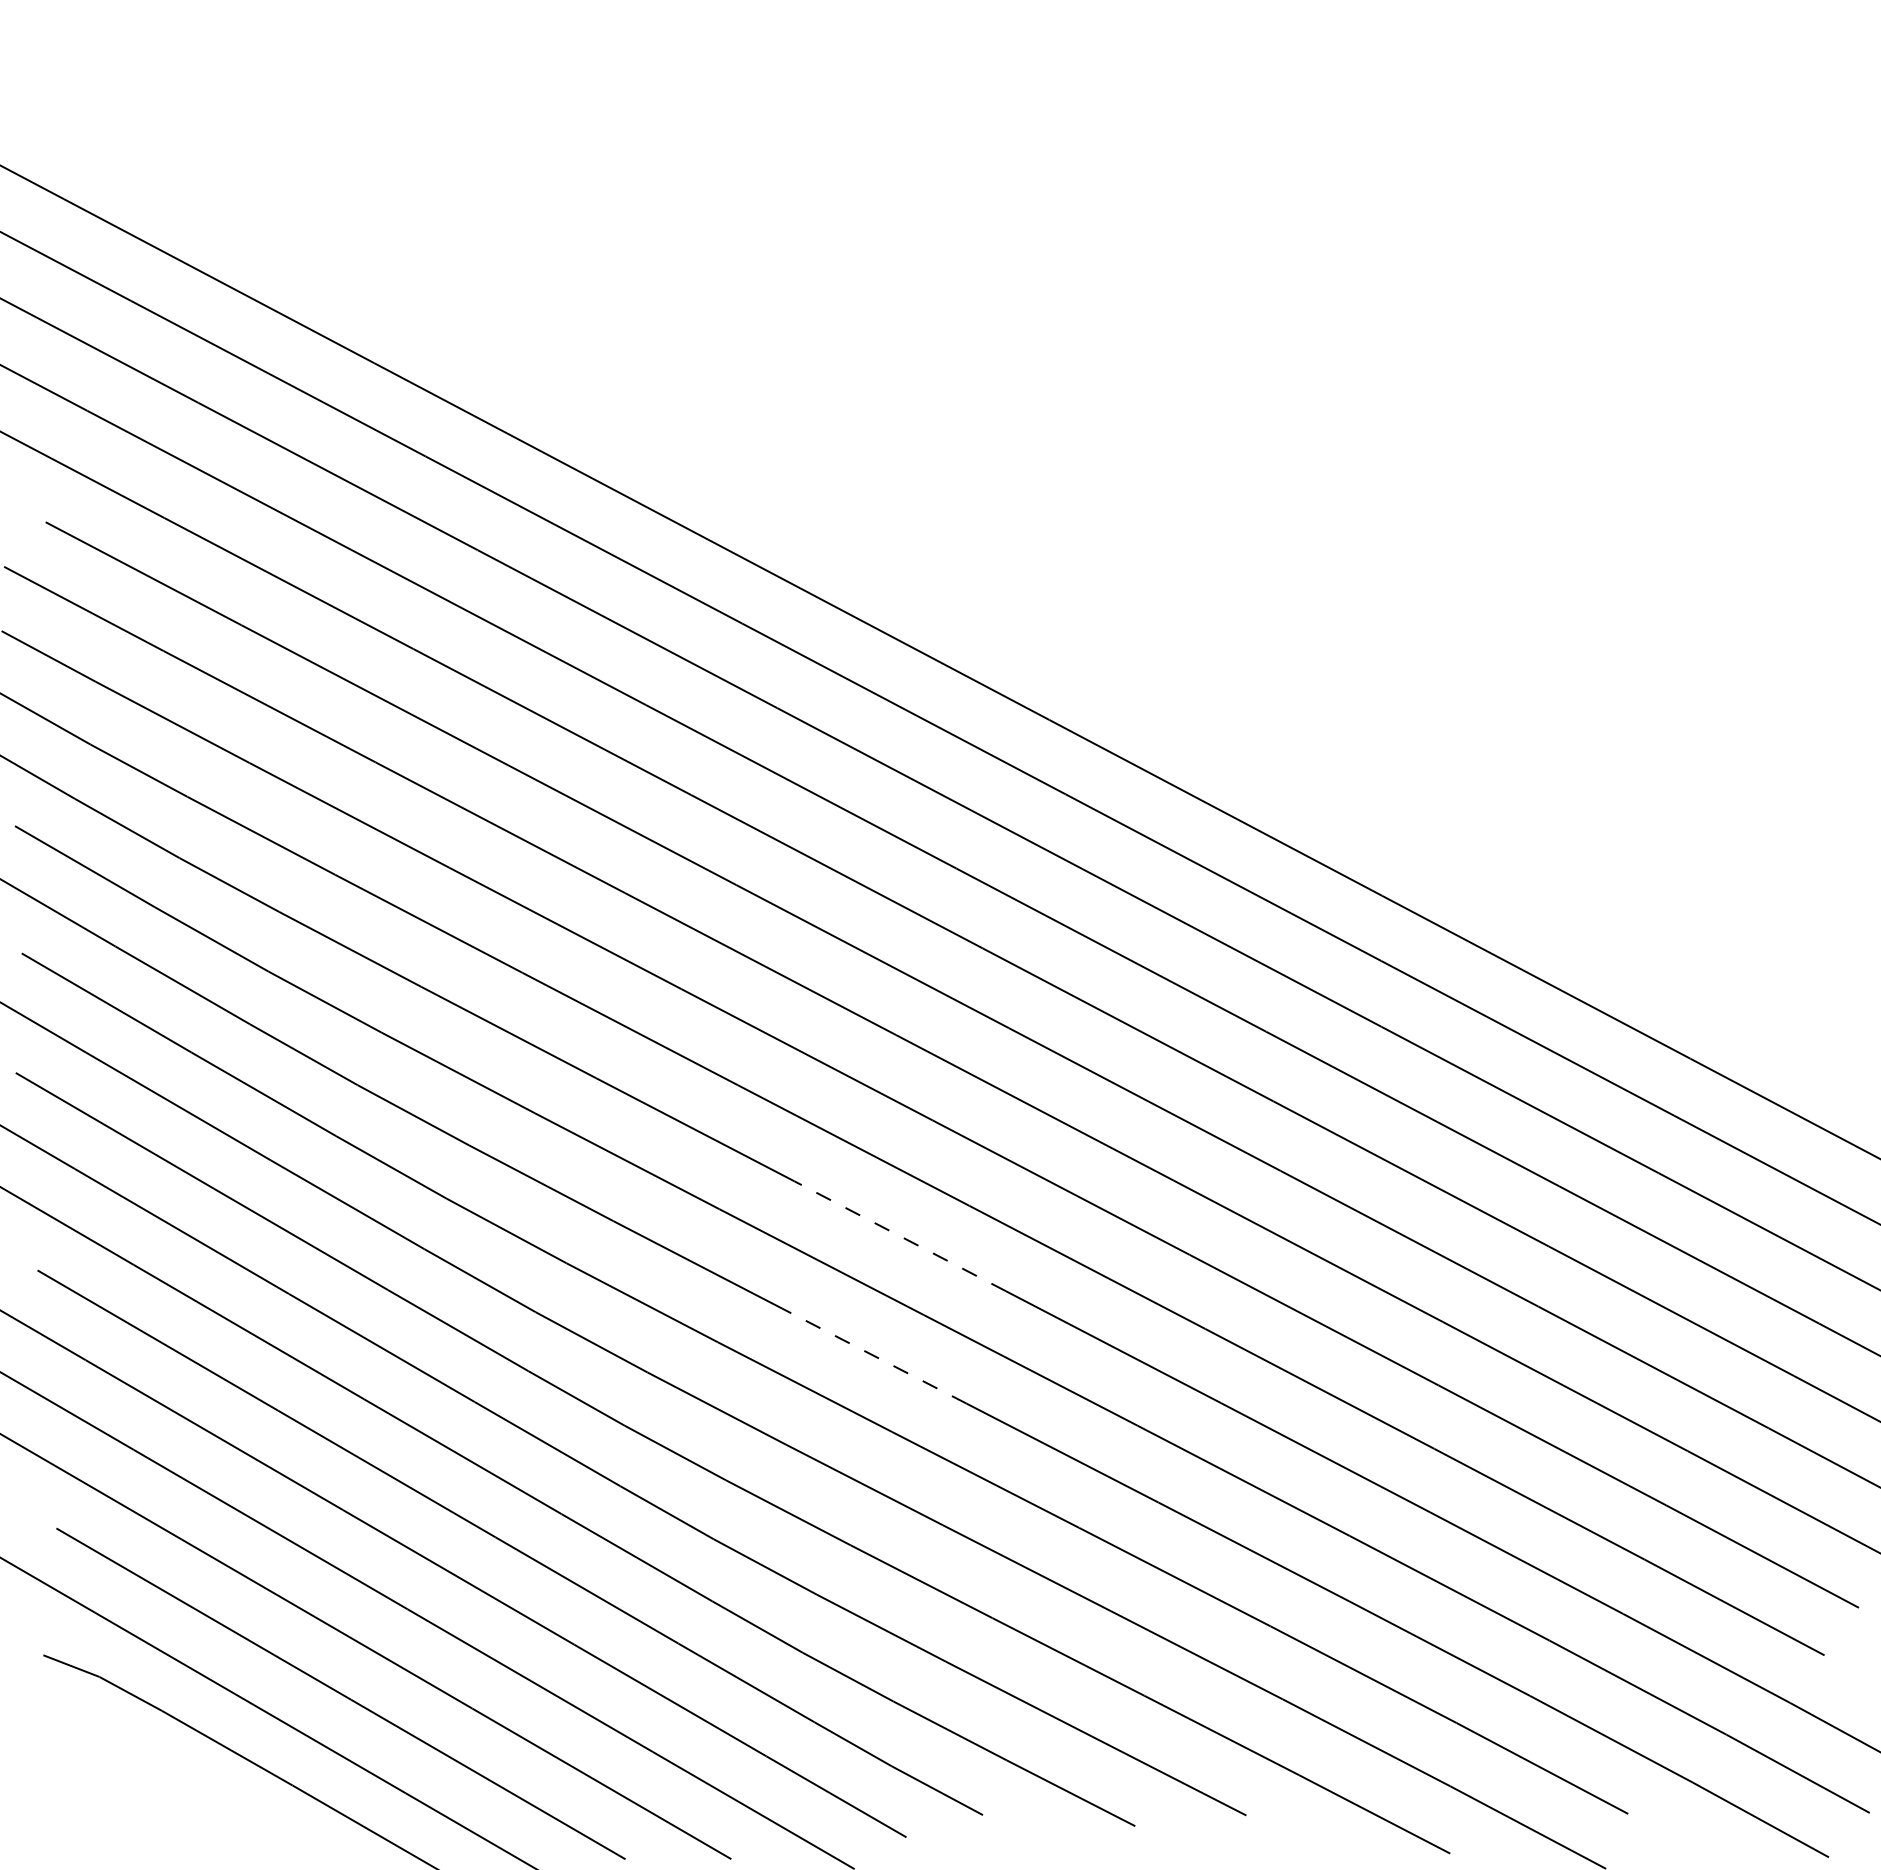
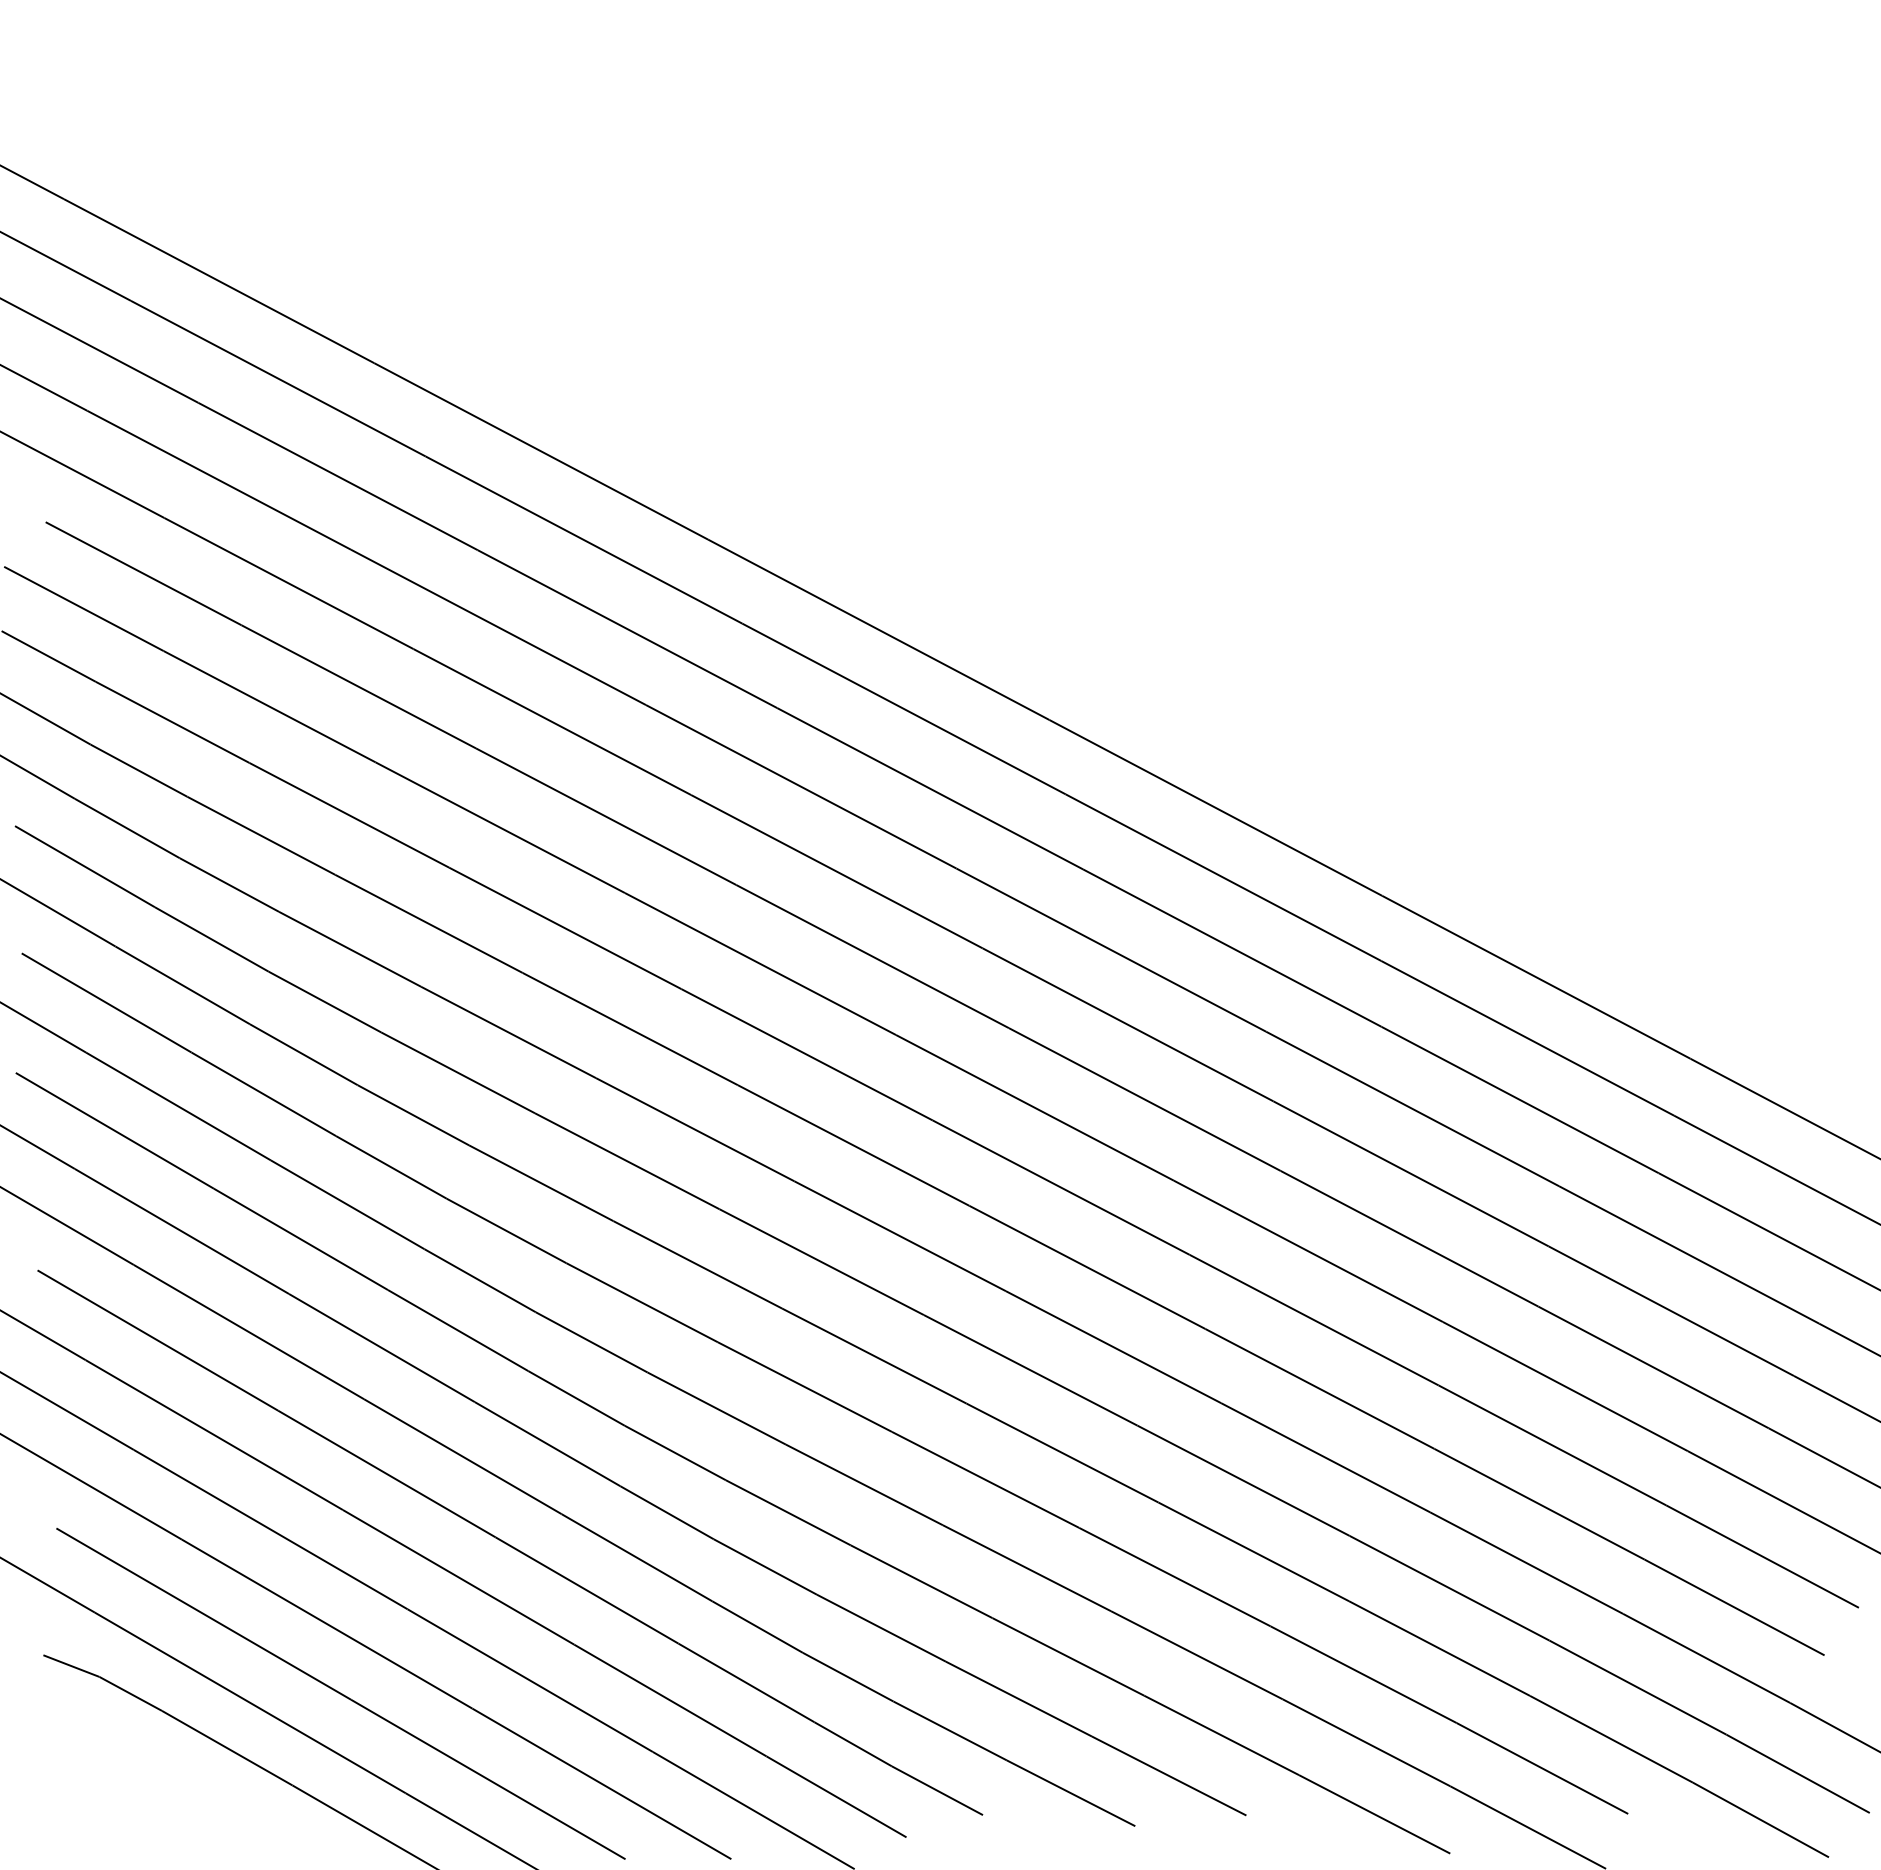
line: dashed -> solid (899, 1236)
line: dashed -> solid (874, 1356)
